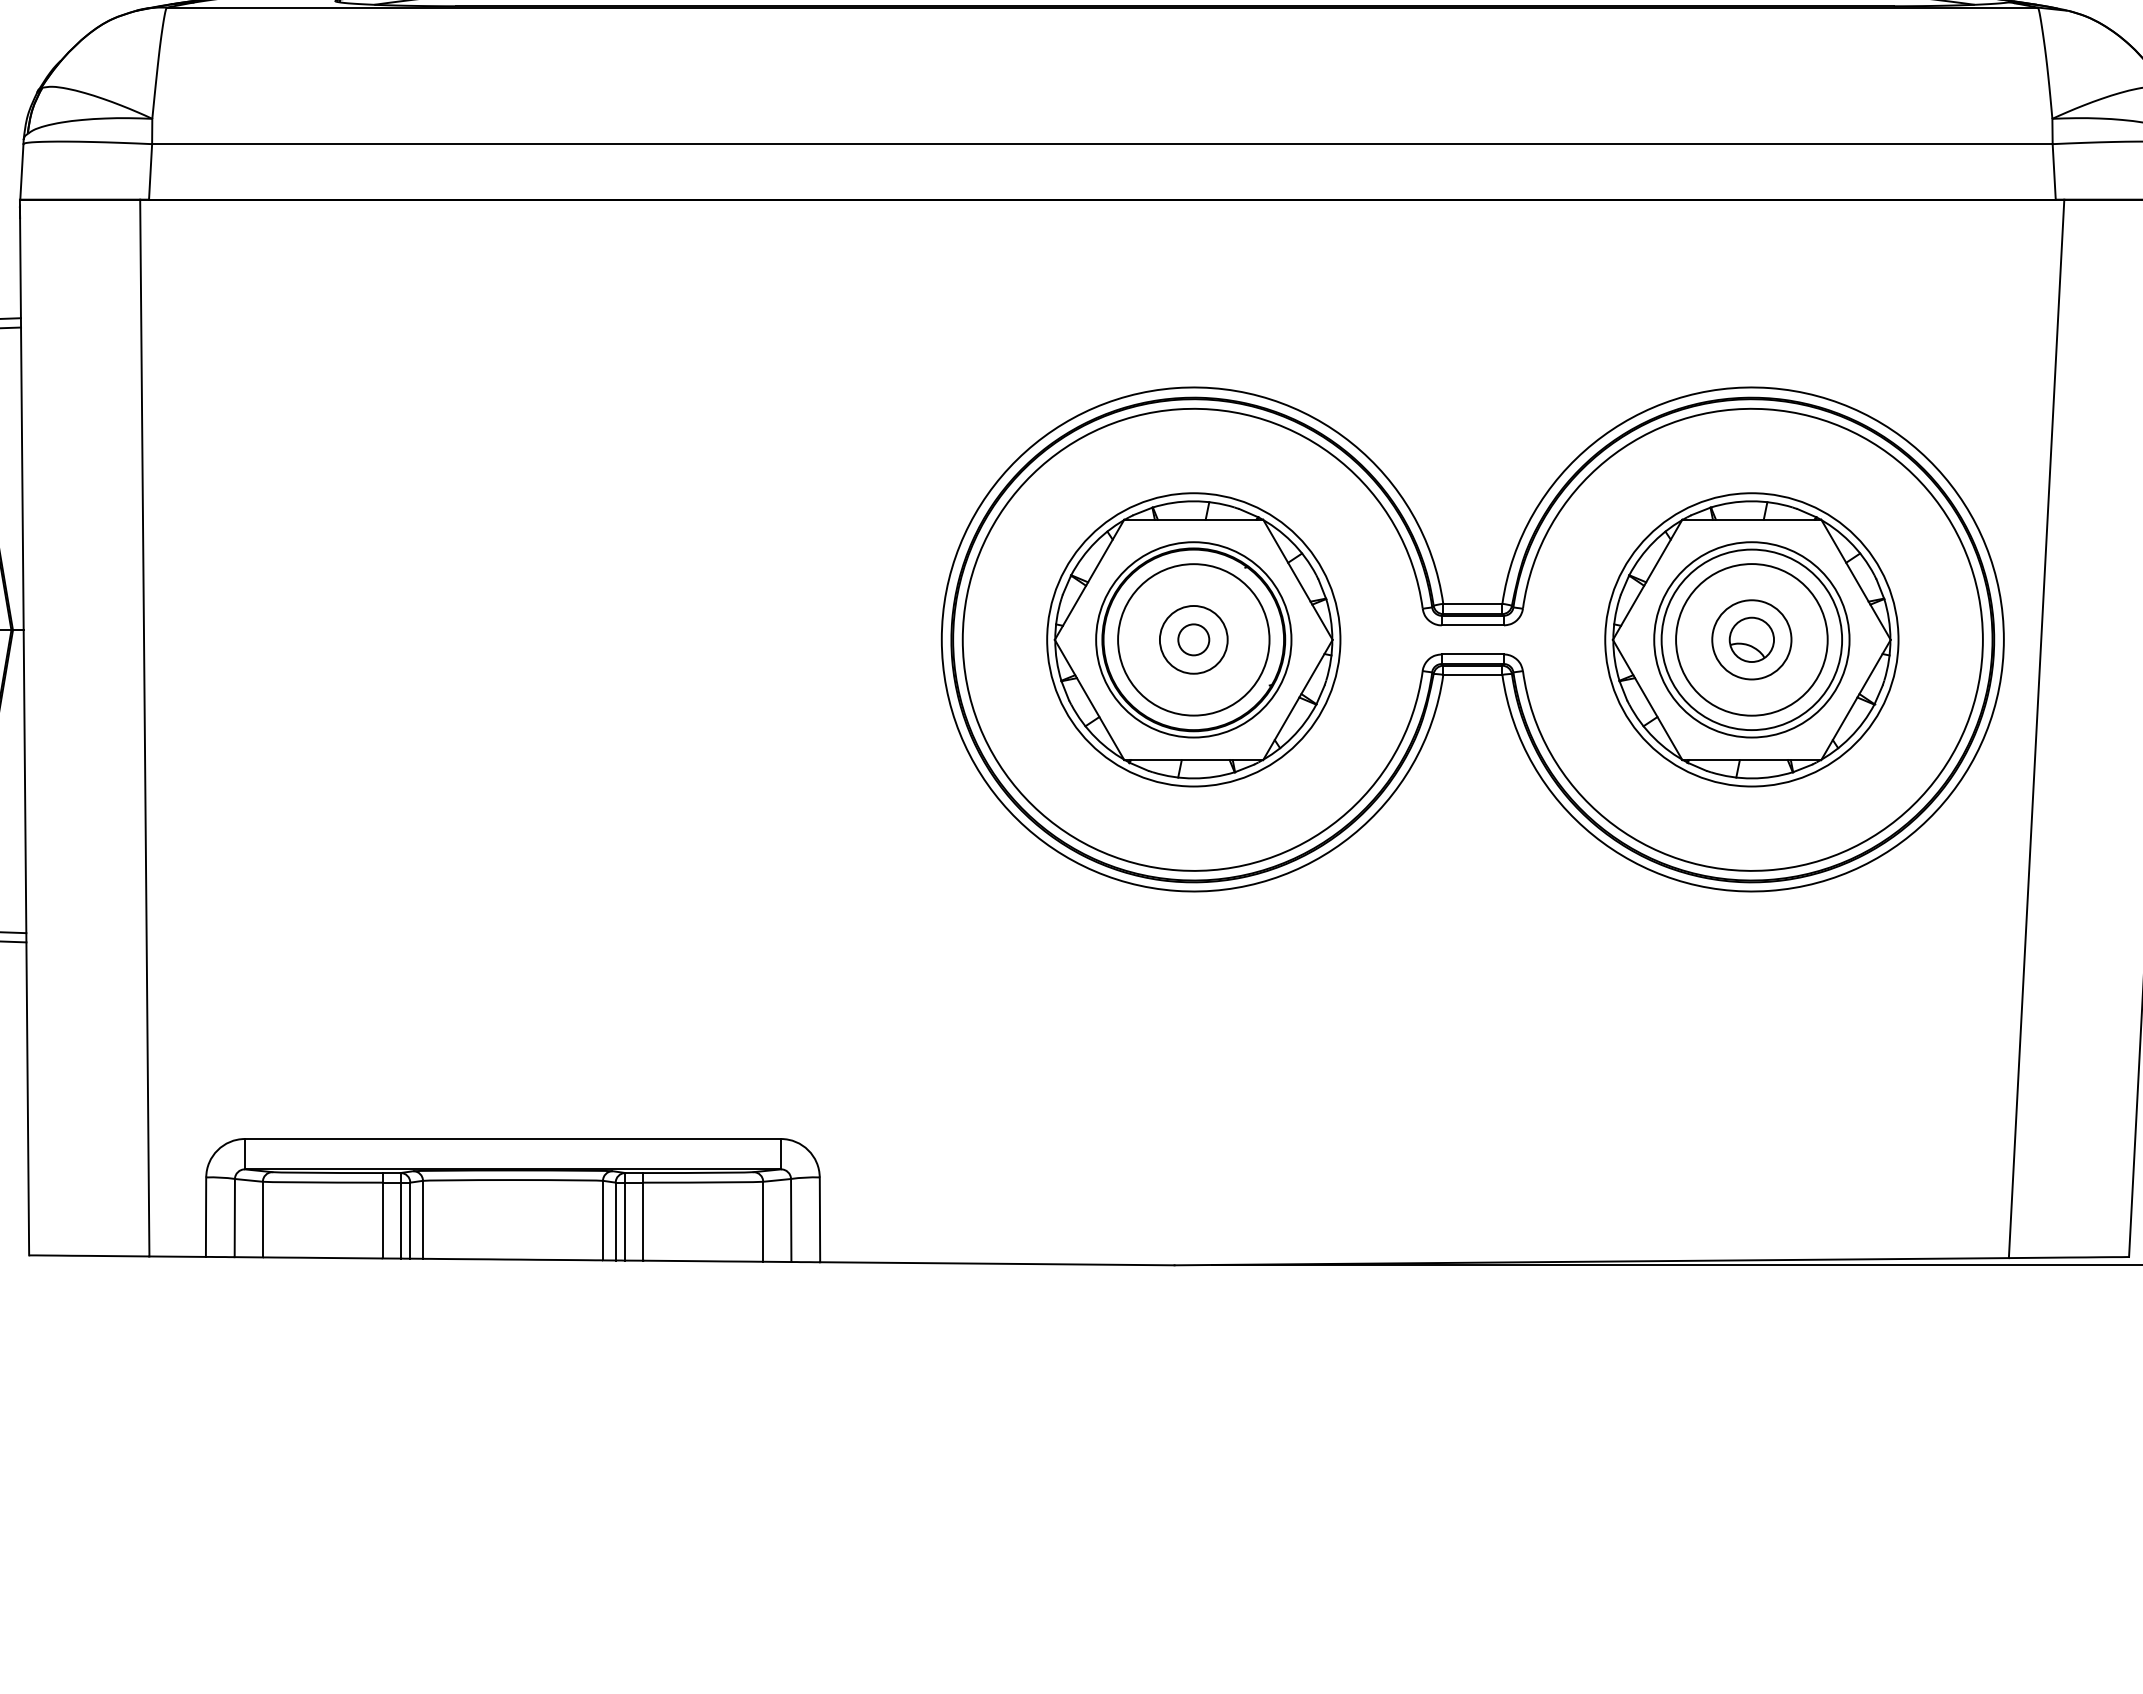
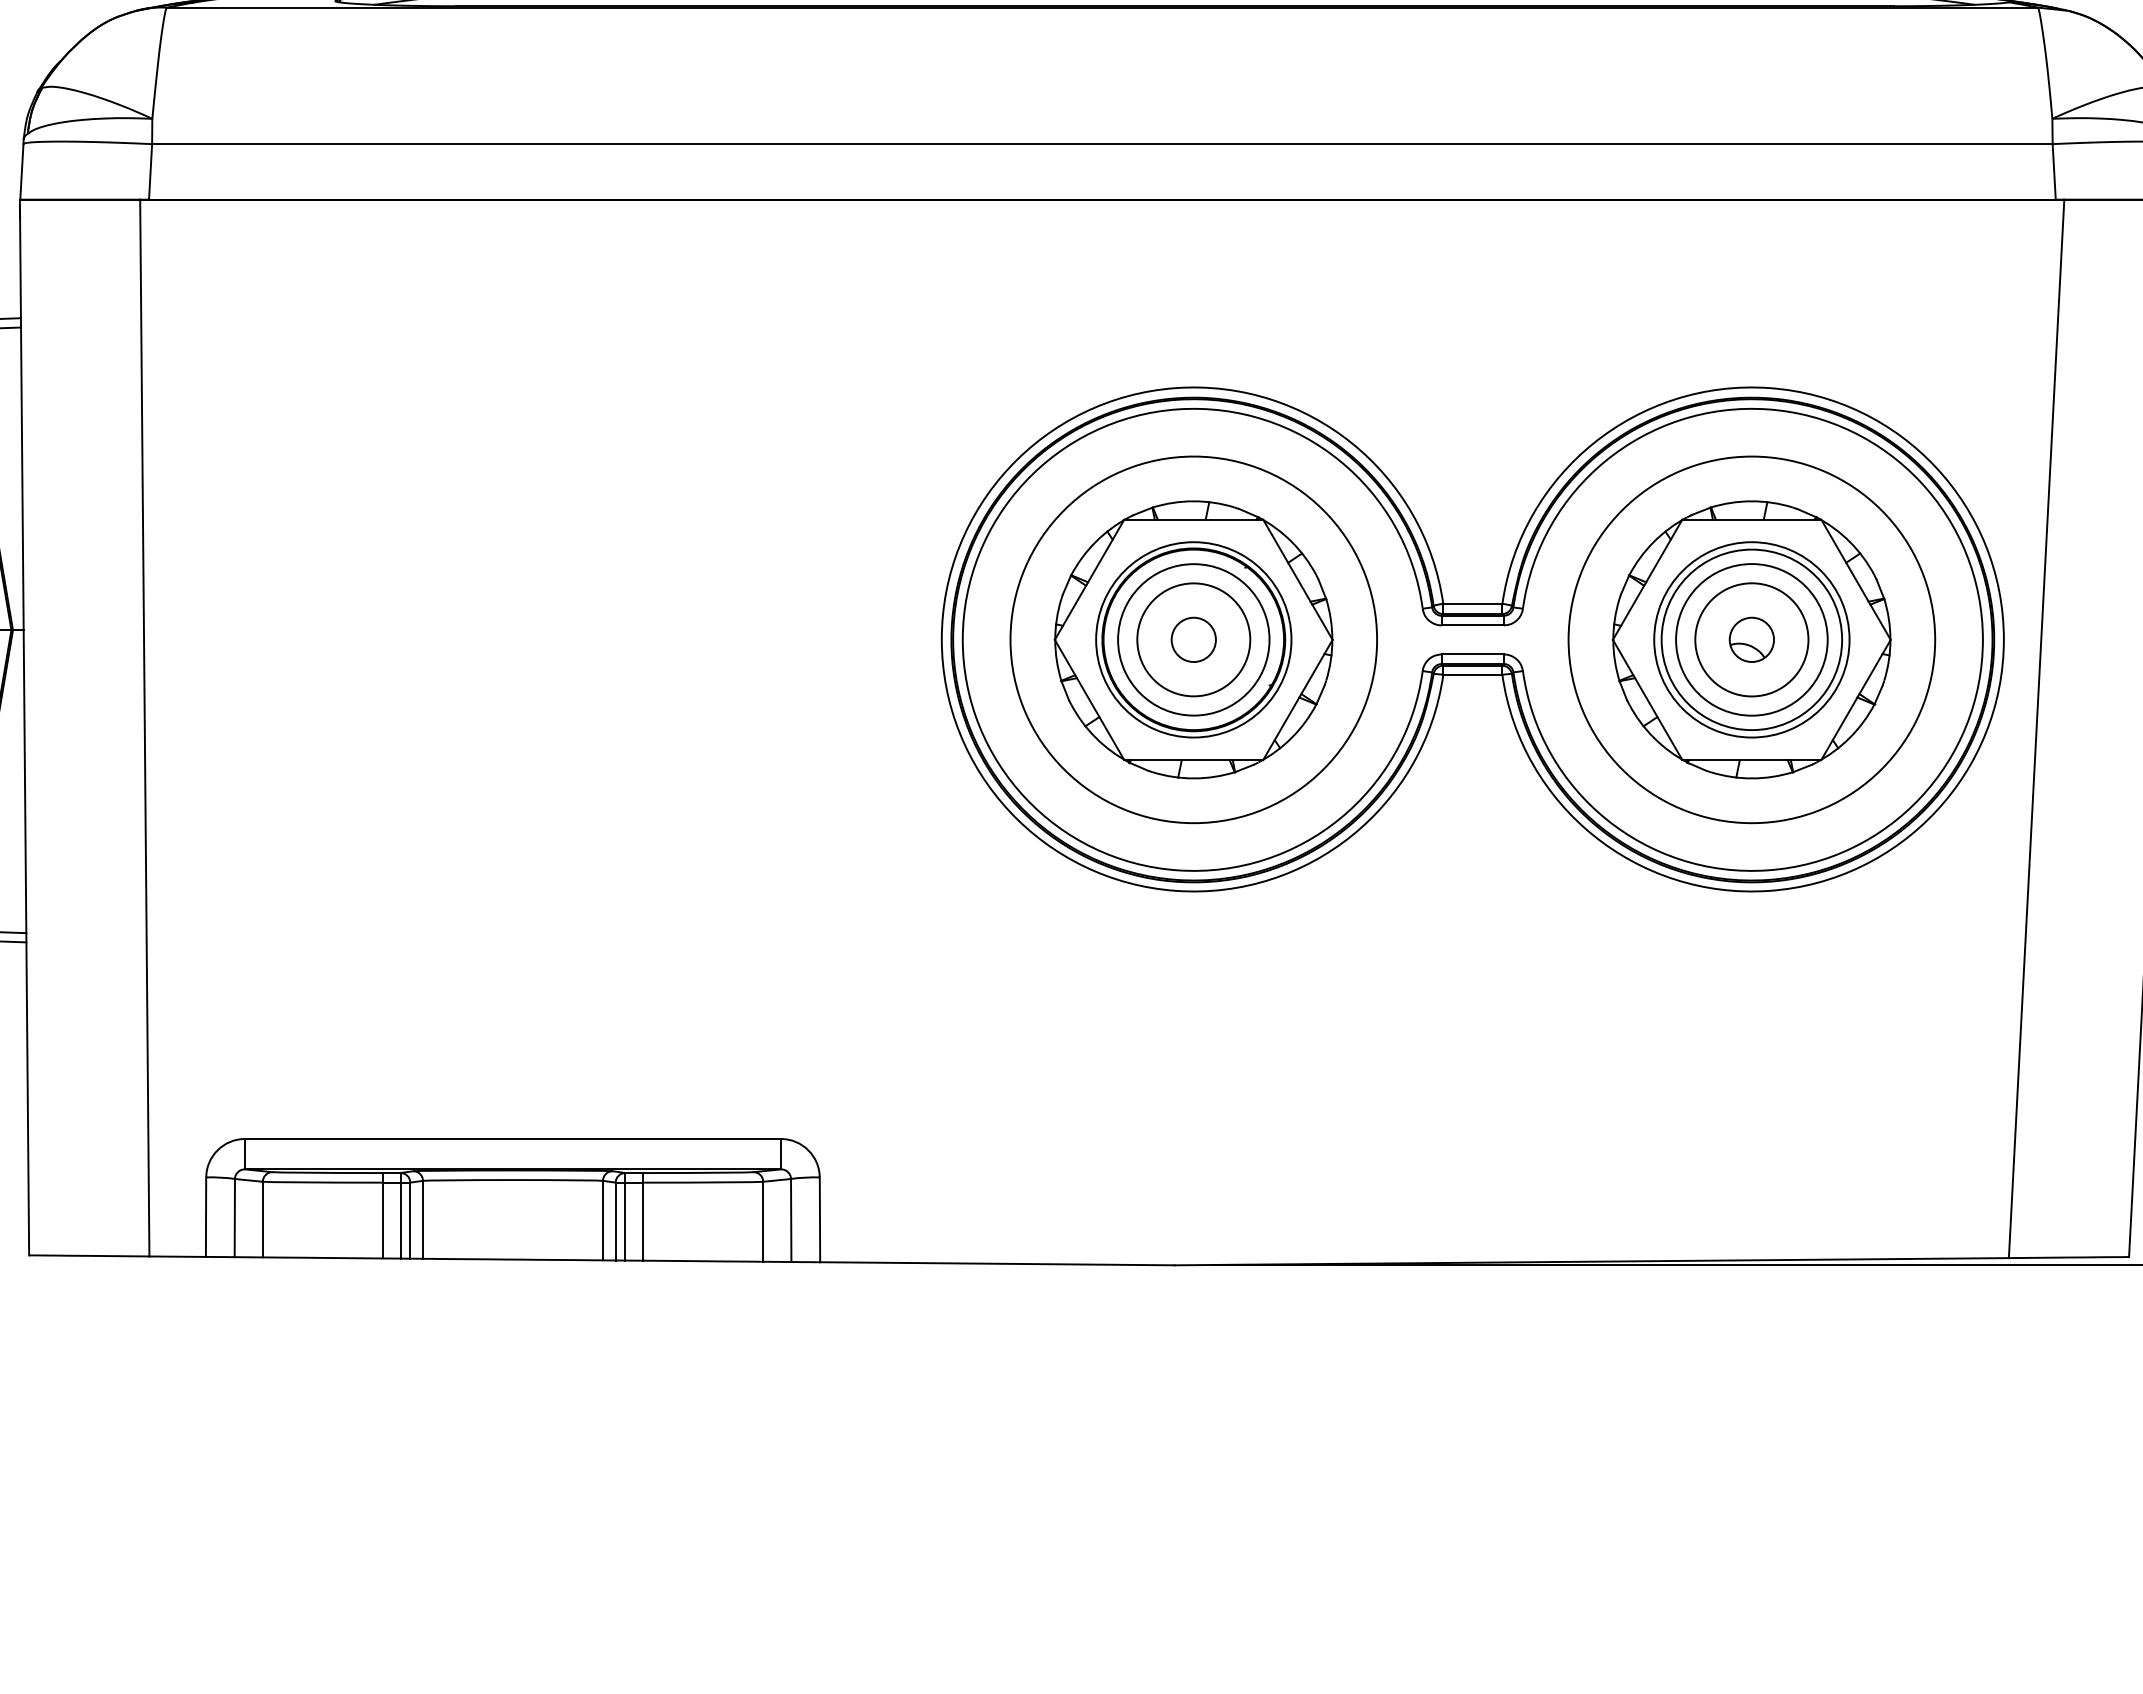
circle diameter: 293 px -> 367 px (1193, 639)
circle diameter: 31 px -> 44 px (1193, 639)
circle diameter: 68 px -> 113 px (1193, 639)
circle diameter: 293 px -> 367 px (1751, 639)
circle diameter: 79 px -> 113 px (1751, 639)
